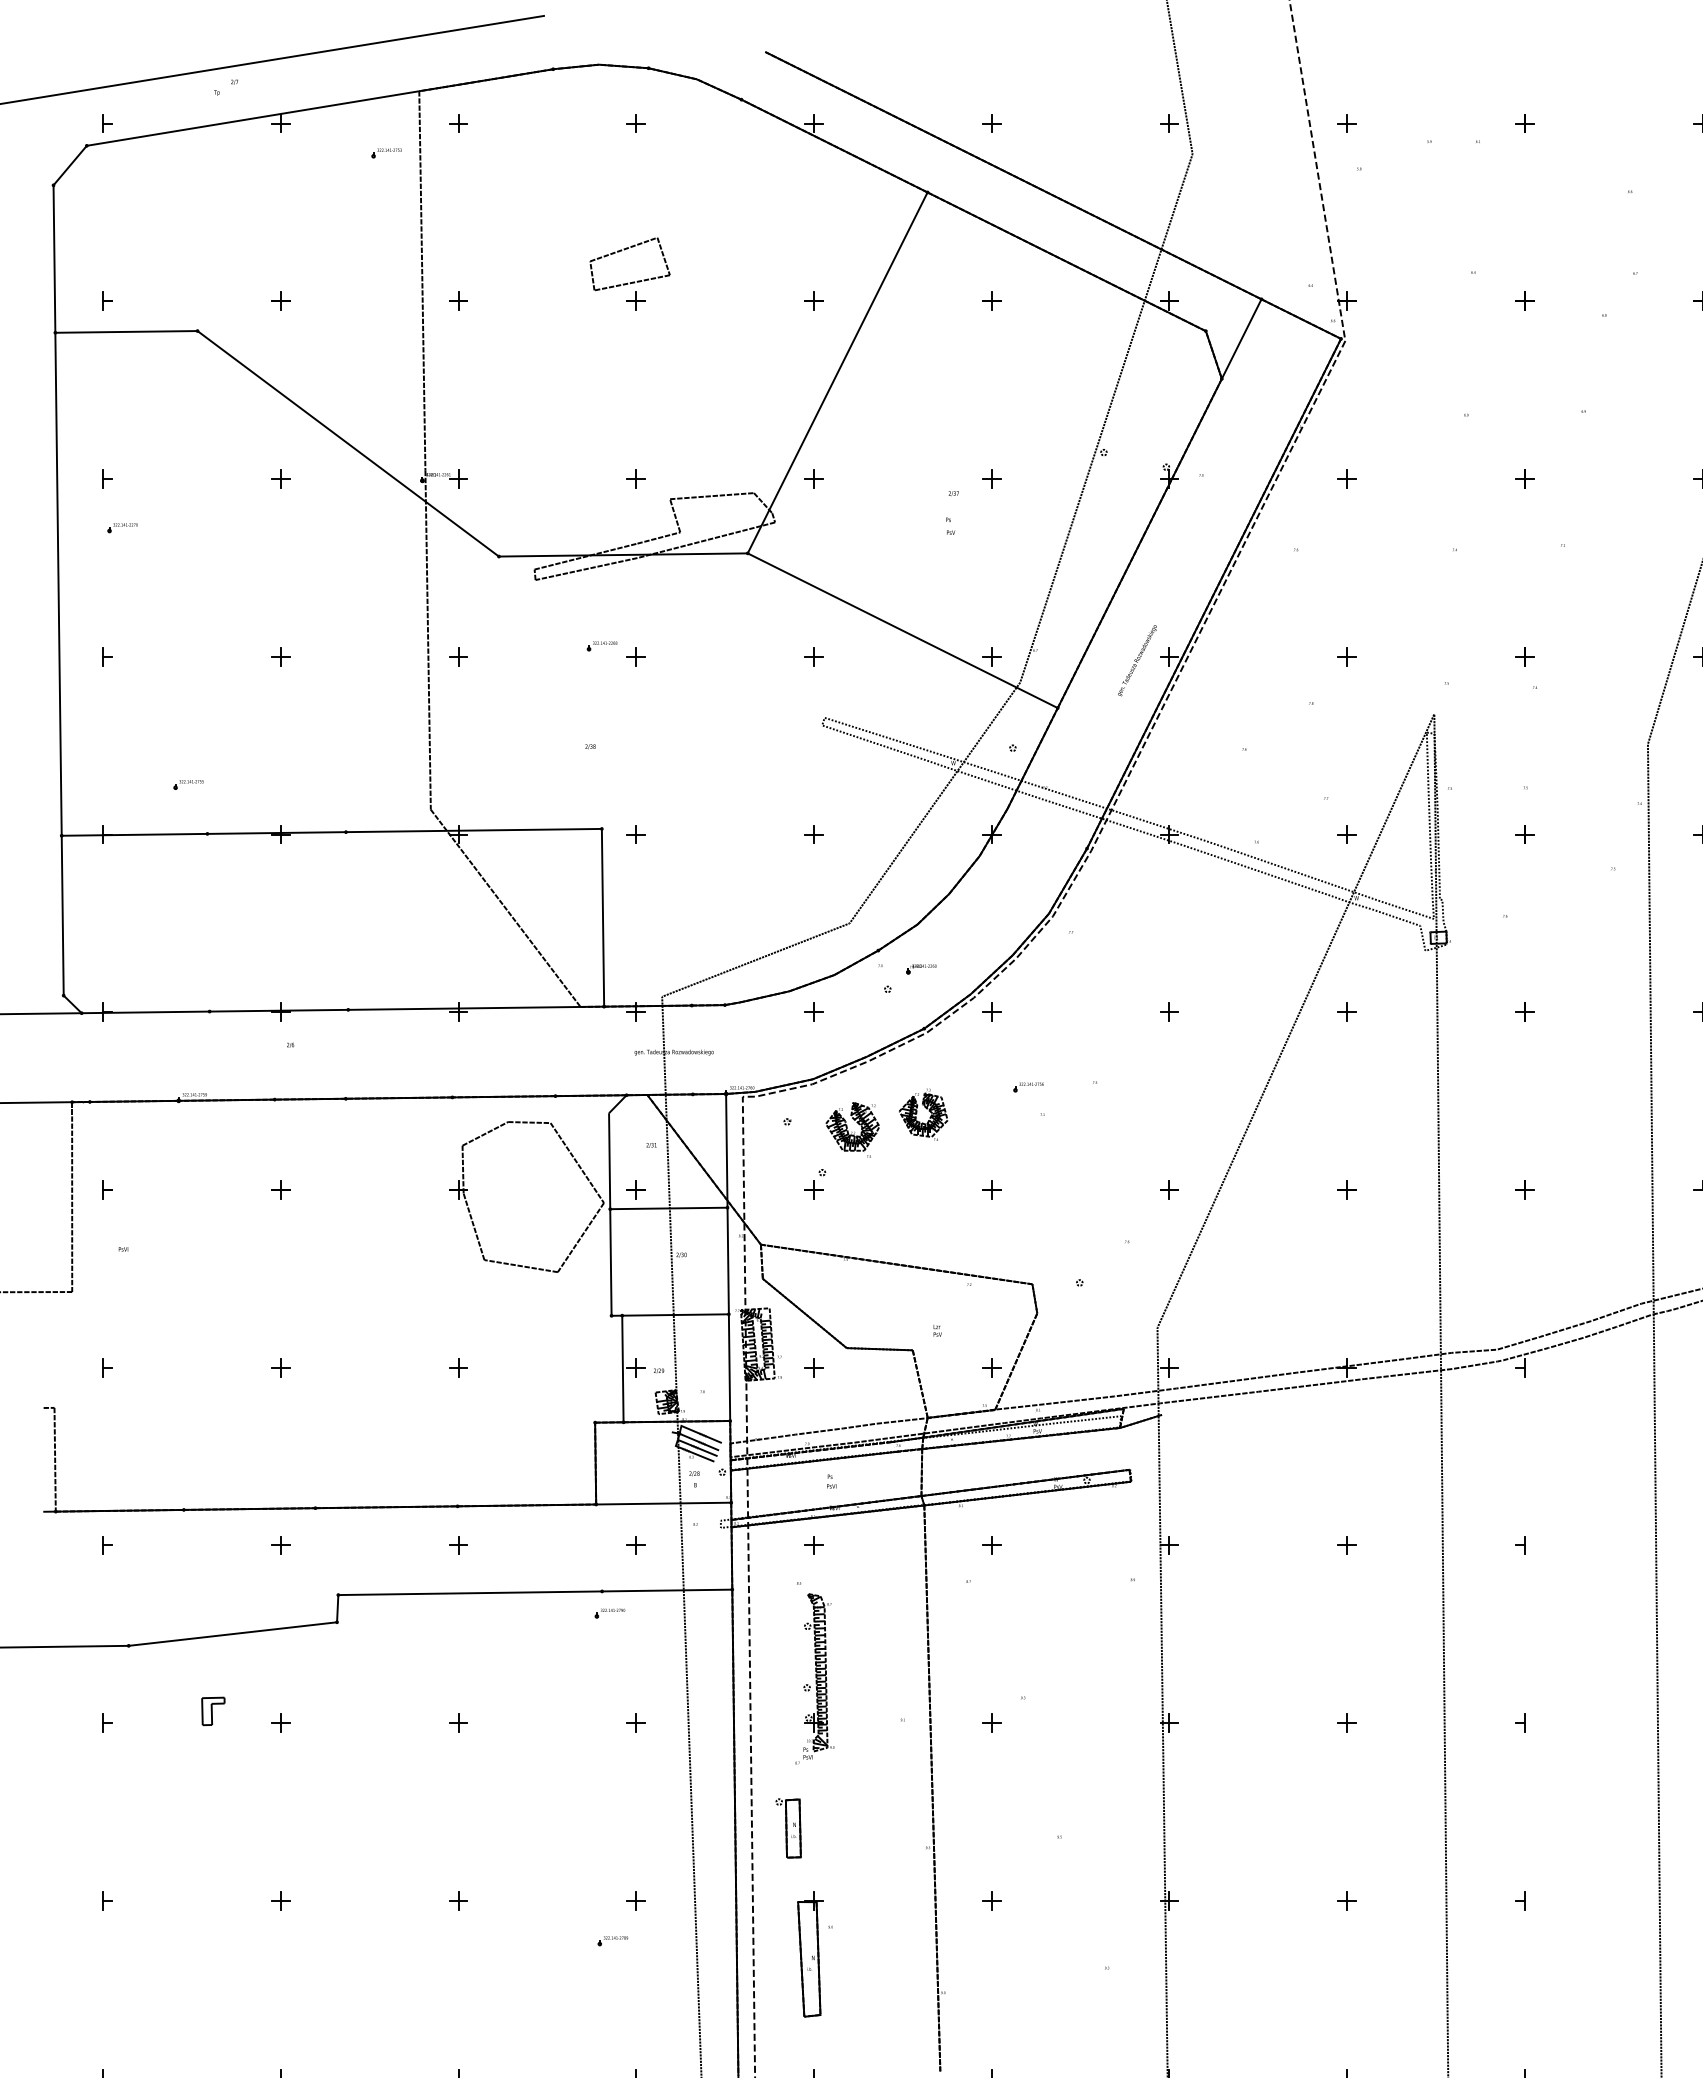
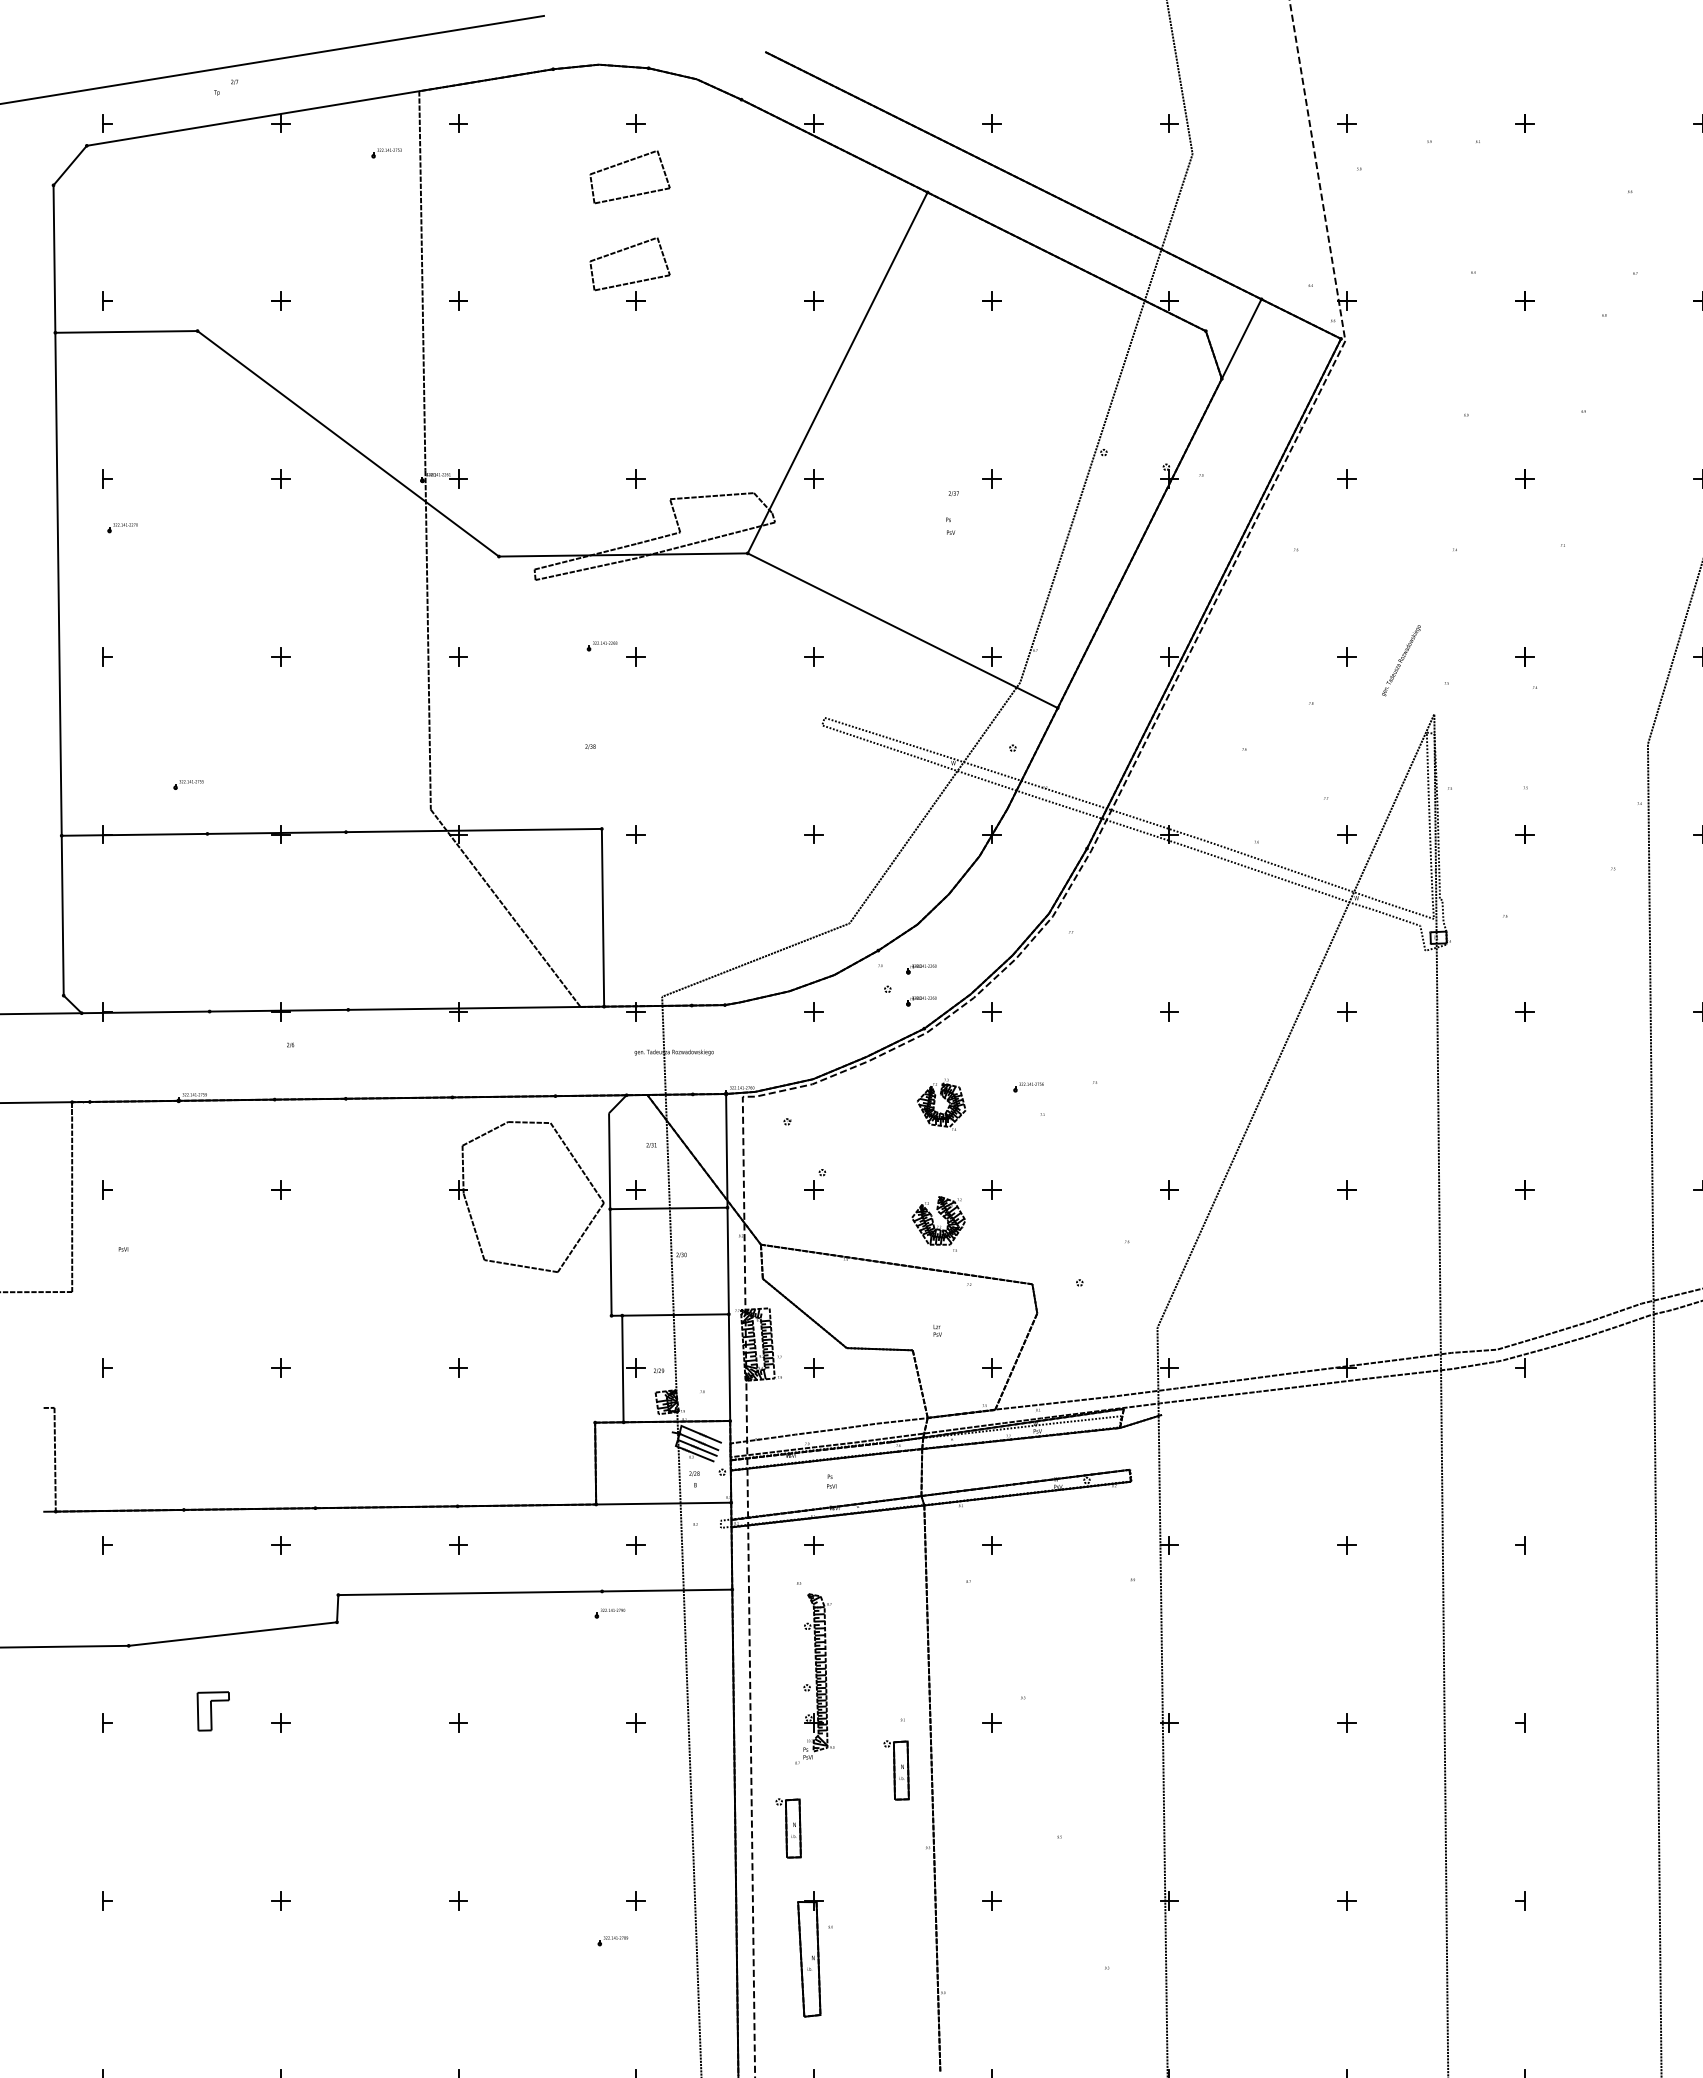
part: none -> present (624, 163)
text position: (1137, 660) -> (1401, 660) (1401, 660)
part: none -> present (921, 1001)
part position: (923, 1114) -> (941, 1104) (941, 1104)
part position: (852, 1129) -> (938, 1223) (938, 1223)
part size: 25x31 px -> 34x41 px (212, 1711)
part: none -> present (896, 1770)
